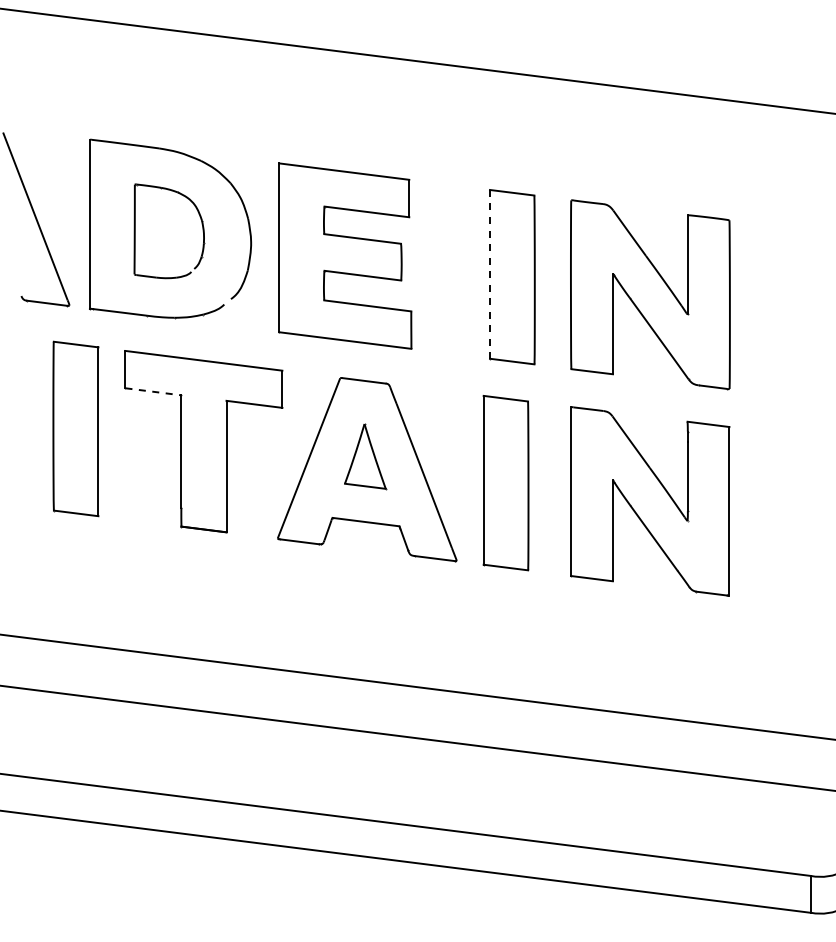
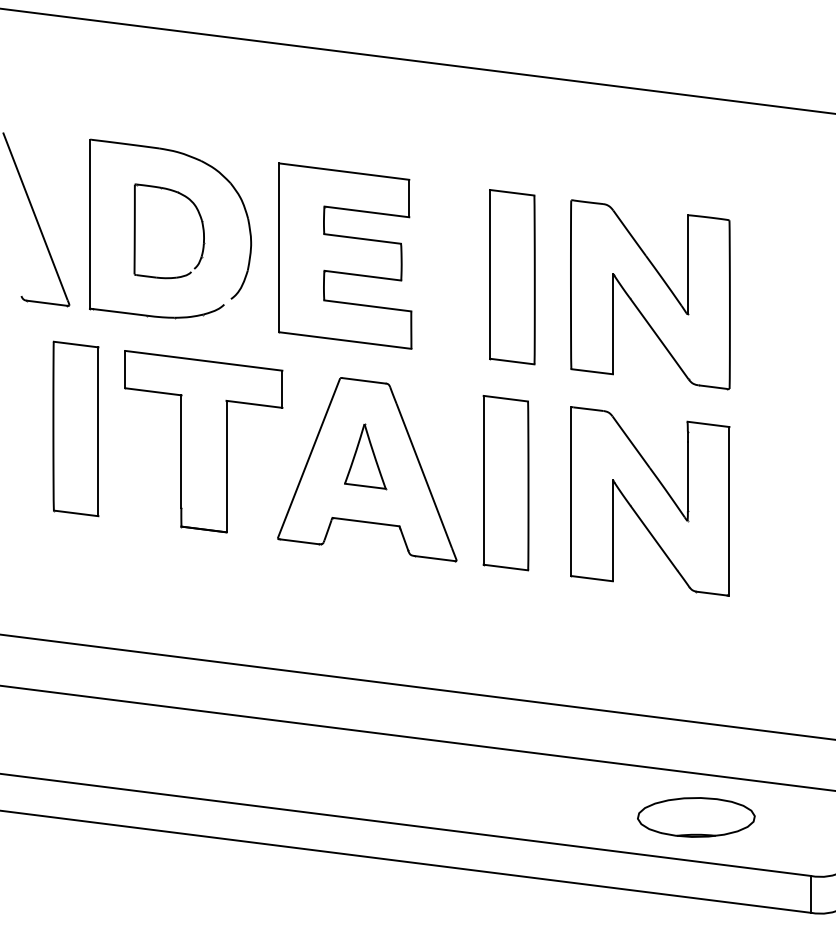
line: dashed -> solid (489, 274)
line: dashed -> solid (153, 391)
part: none -> present (696, 817)
